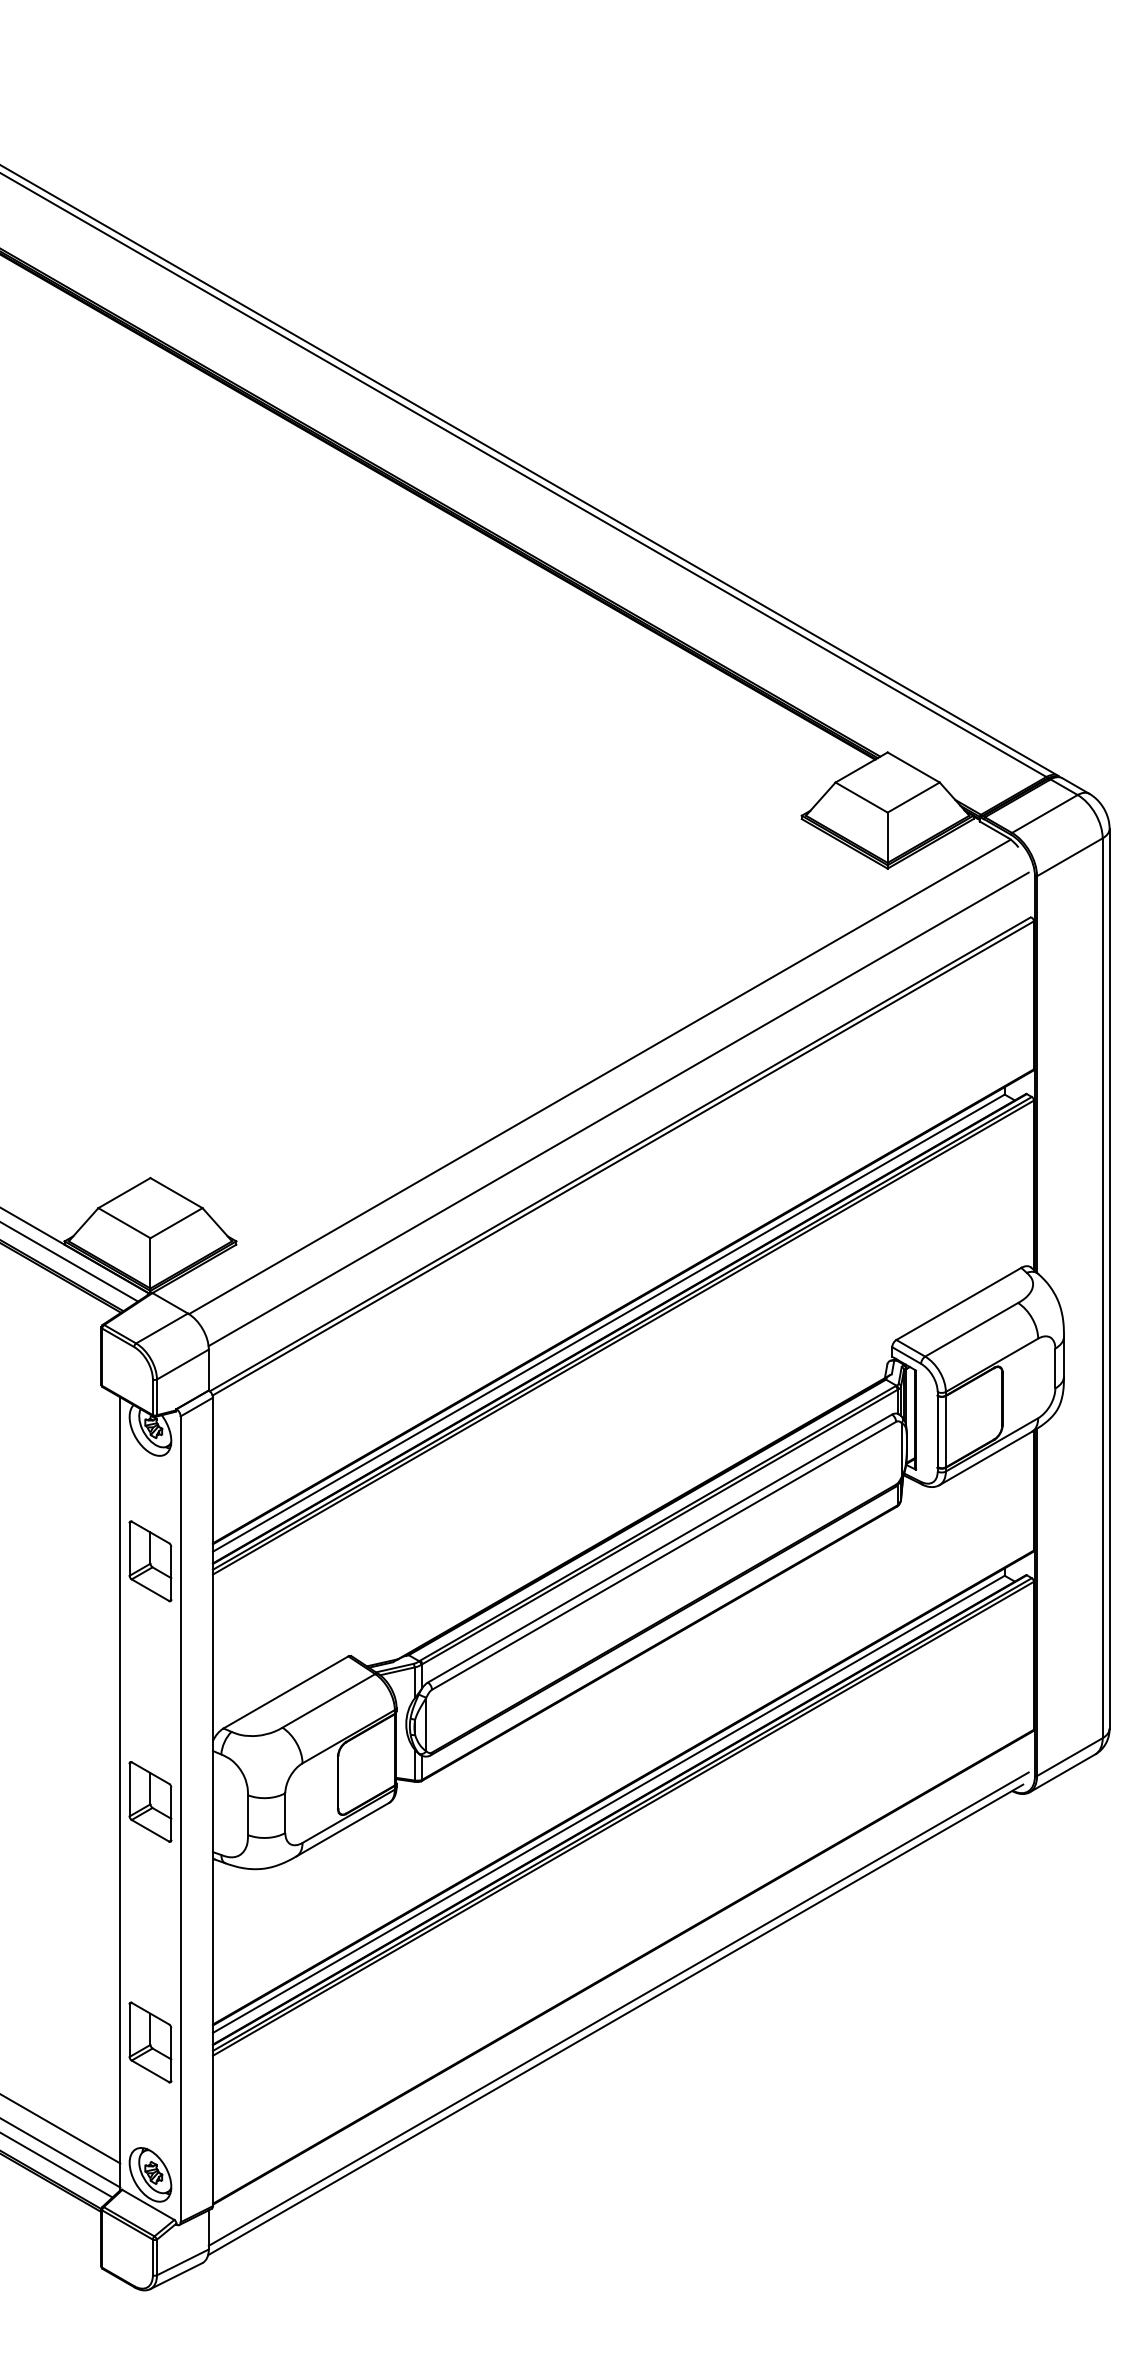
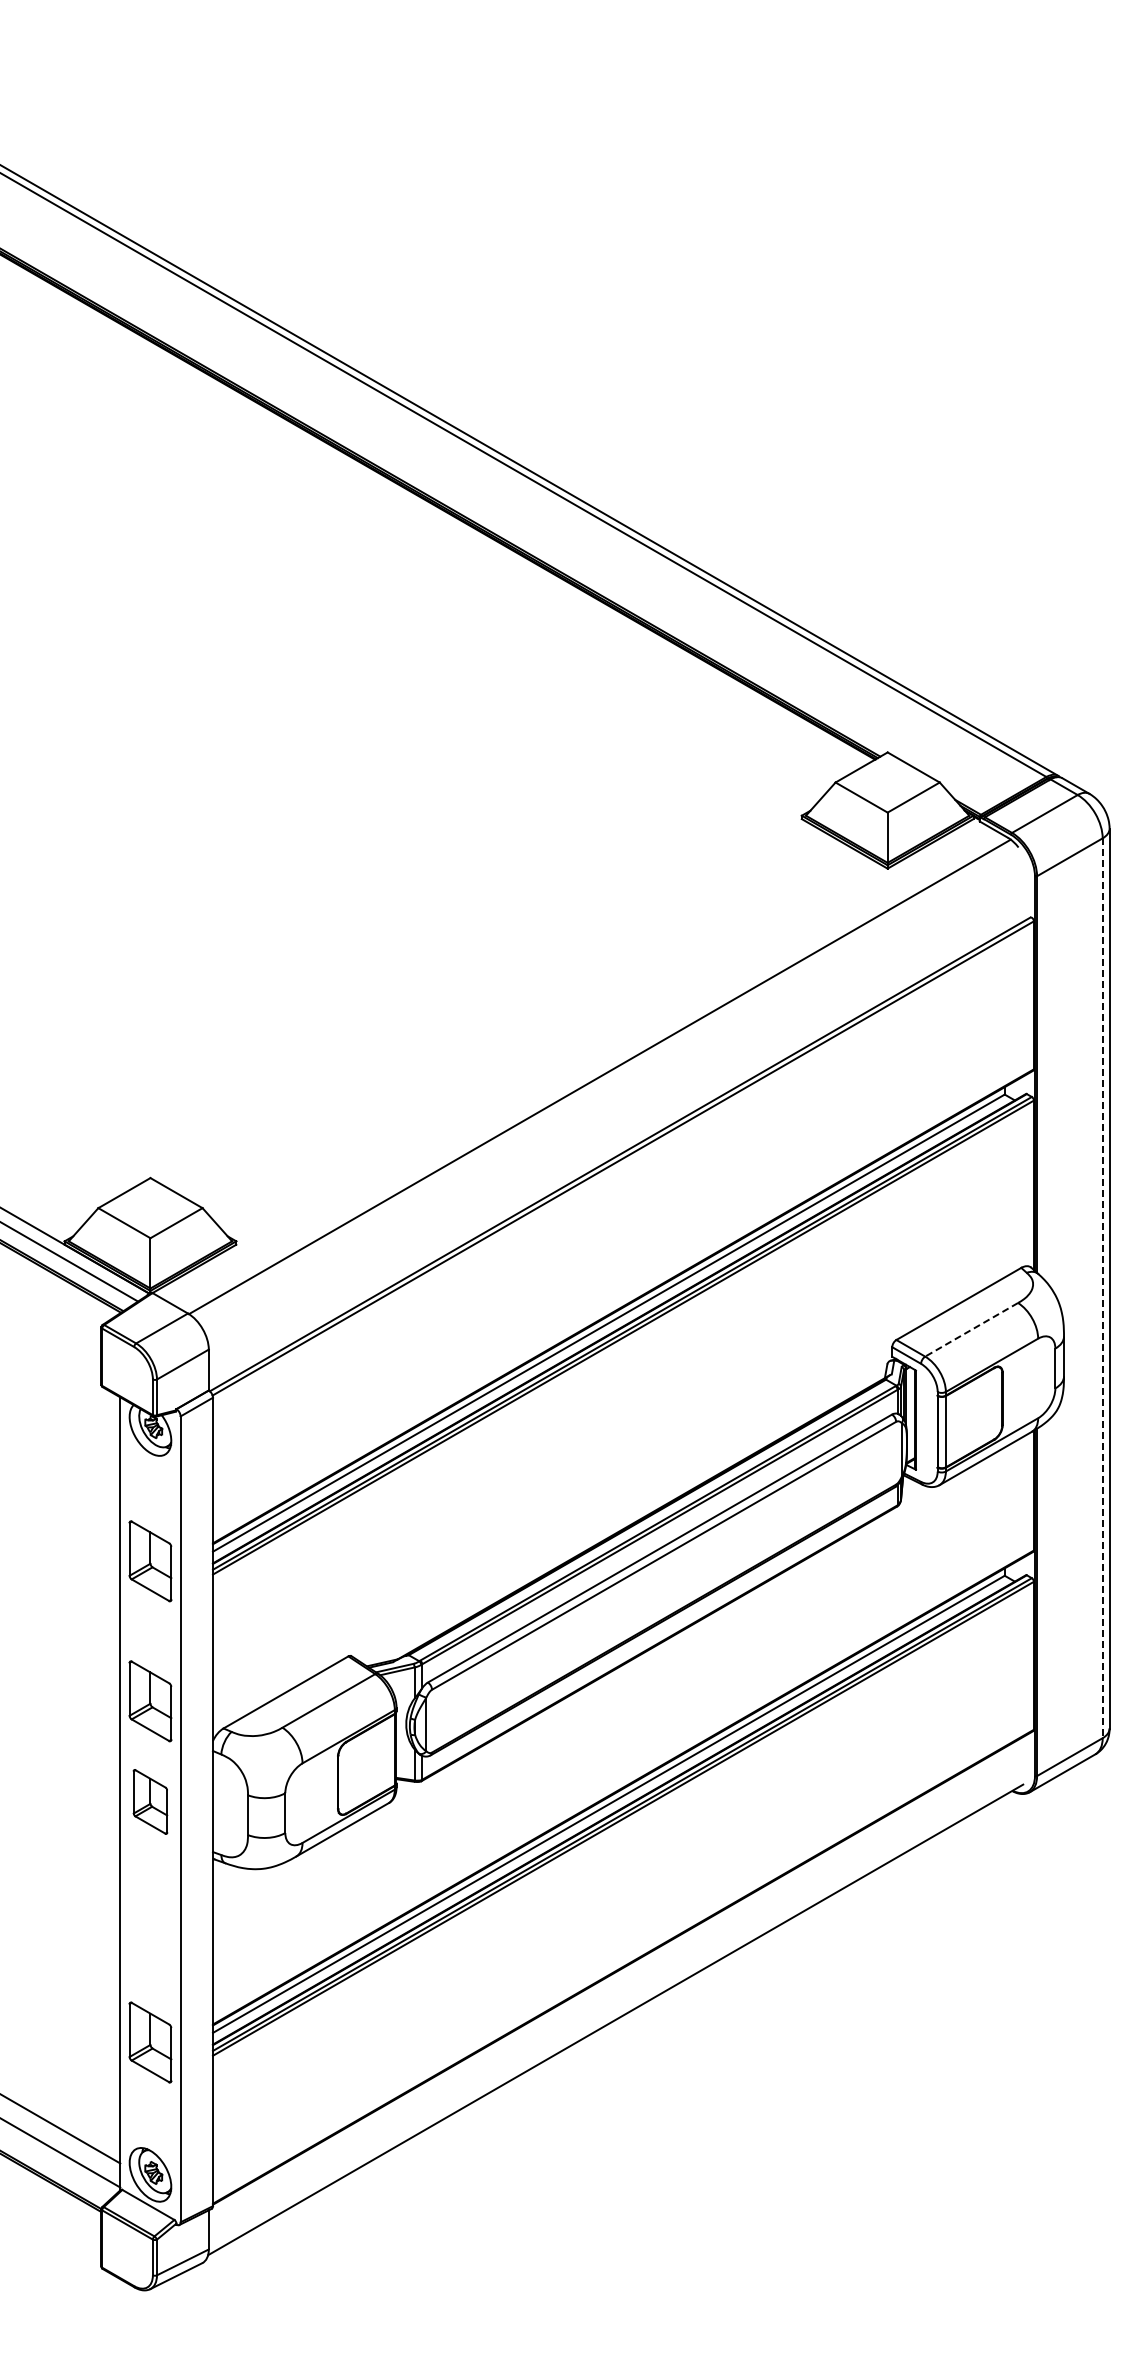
line: present -> none (618, 1109)
line: solid -> dashed (1102, 1288)
line: solid -> dashed (971, 1329)
part: none -> present (150, 1701)
part size: 45x82 px -> 37x66 px (150, 1801)
line: present -> none (618, 2008)
line: present -> none (57, 2165)
